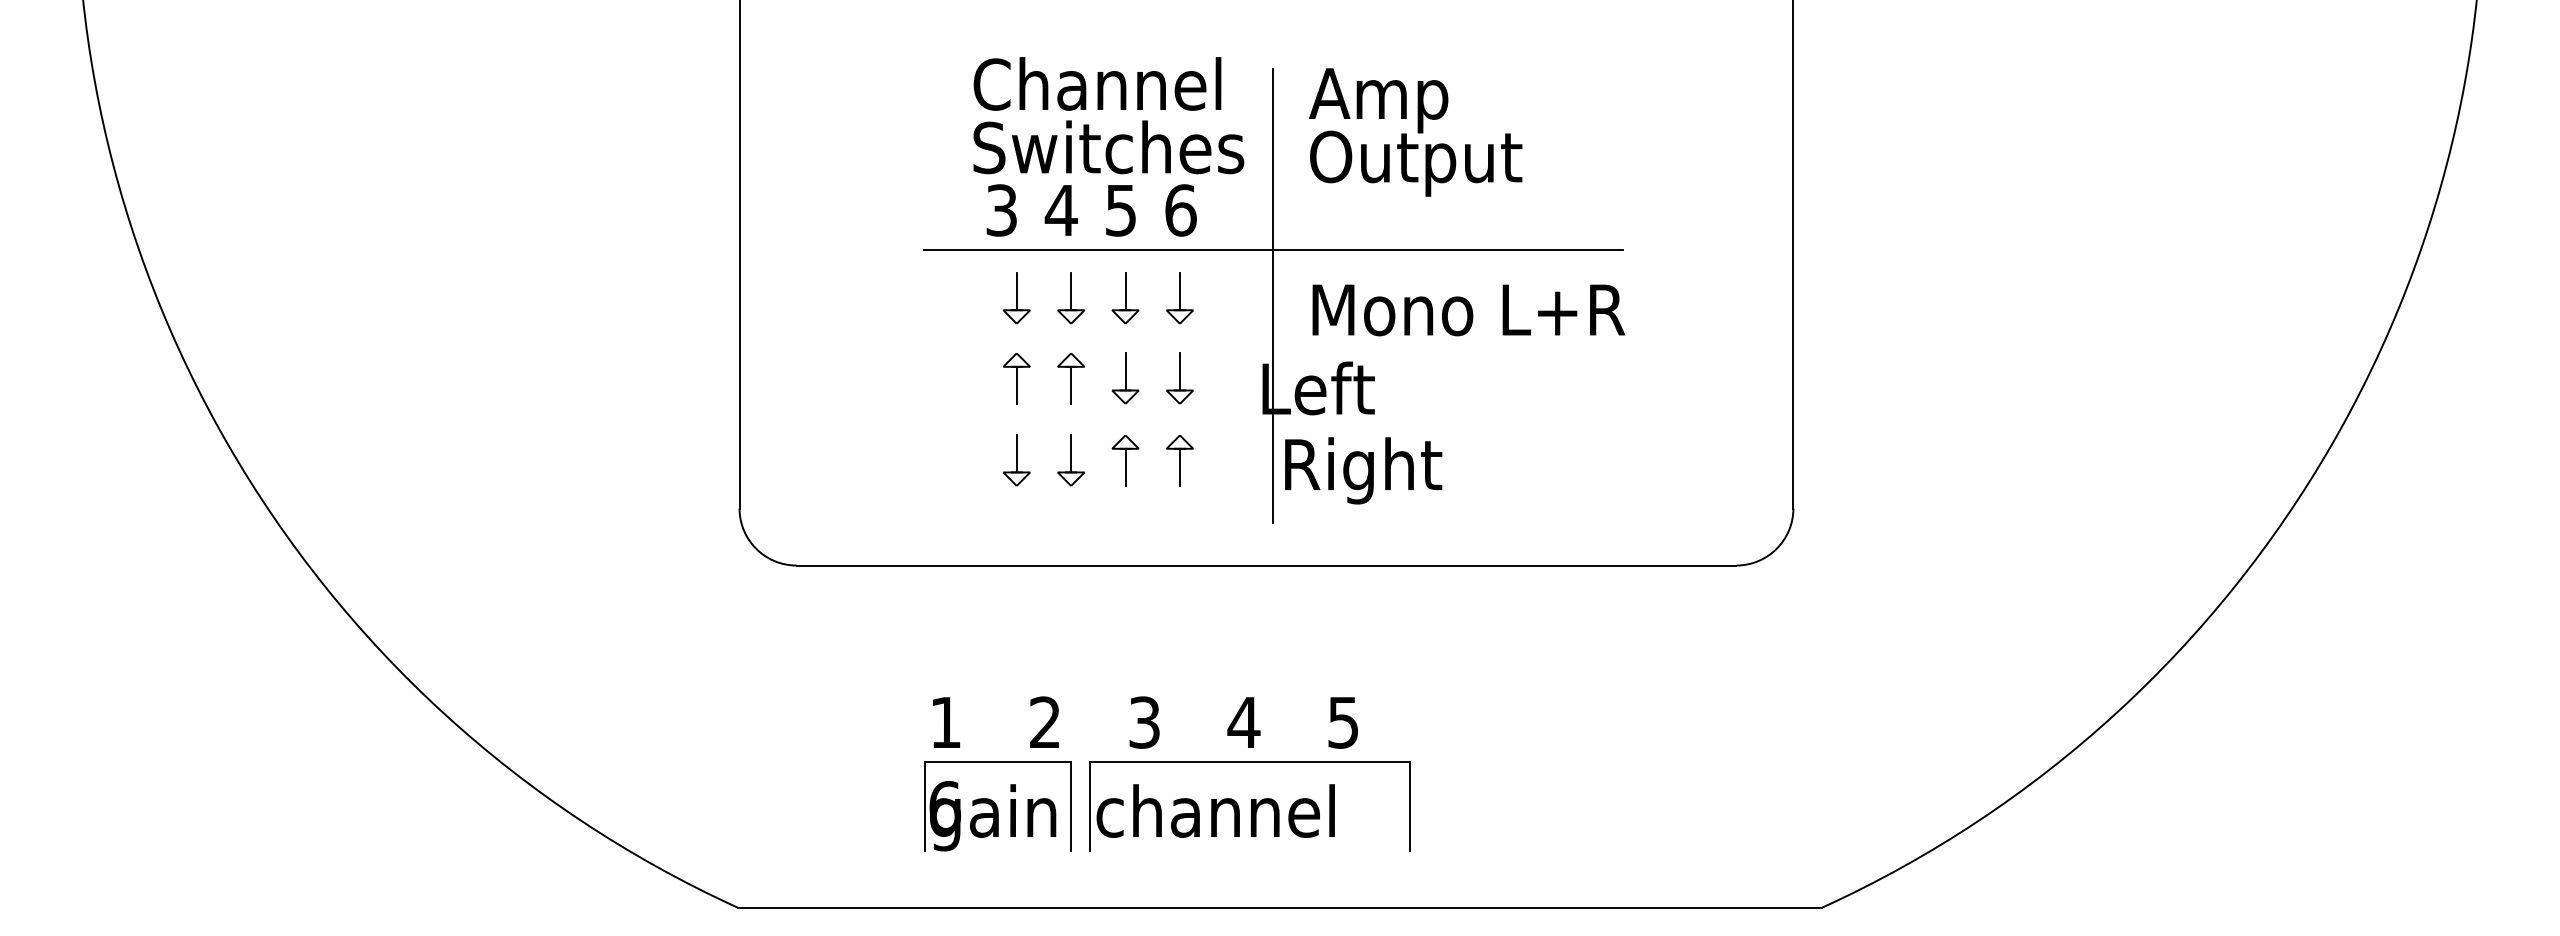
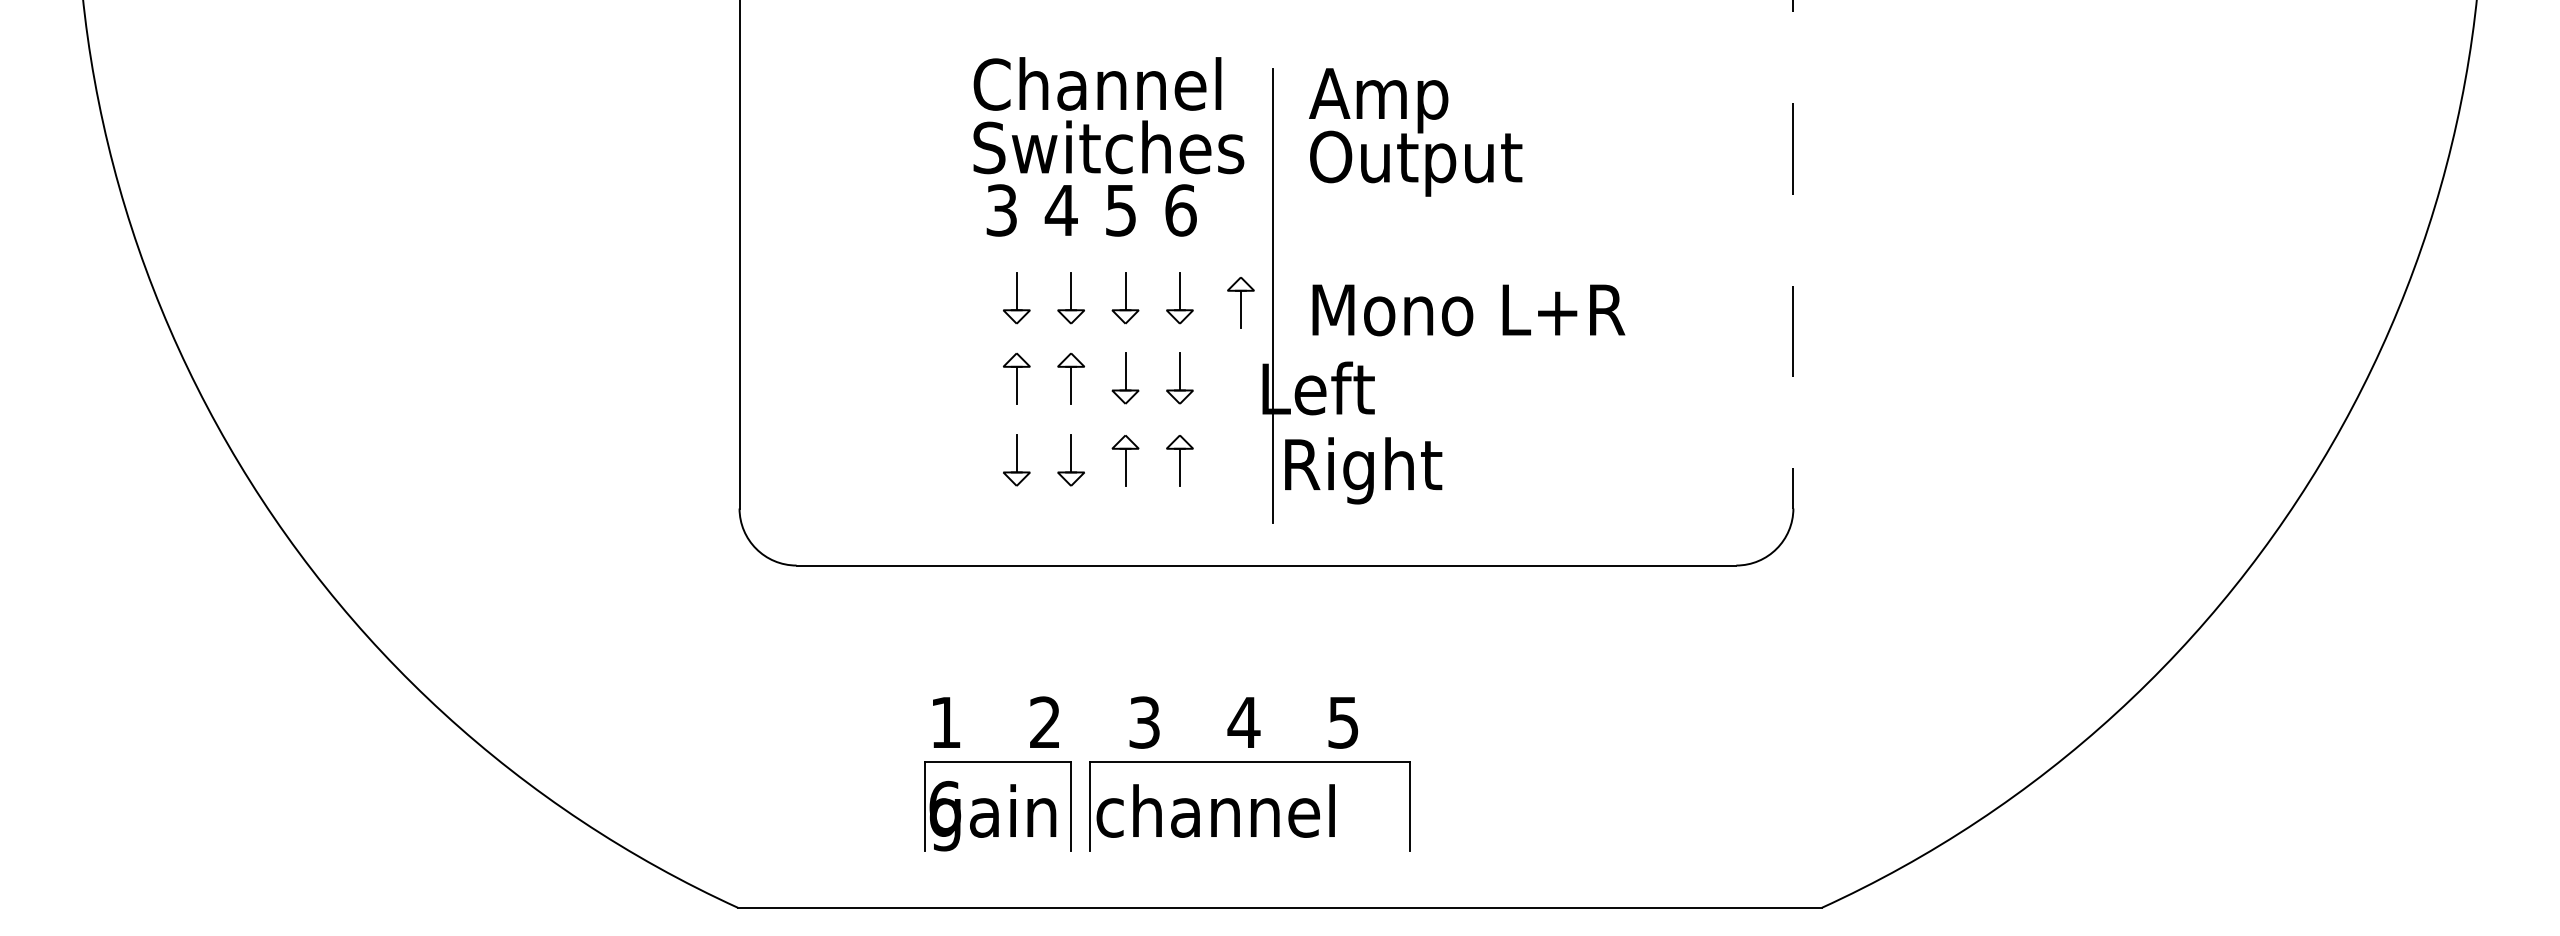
line: present -> none (1272, 250)
line: solid -> dashed (1793, 254)
part: none -> present (1240, 302)
